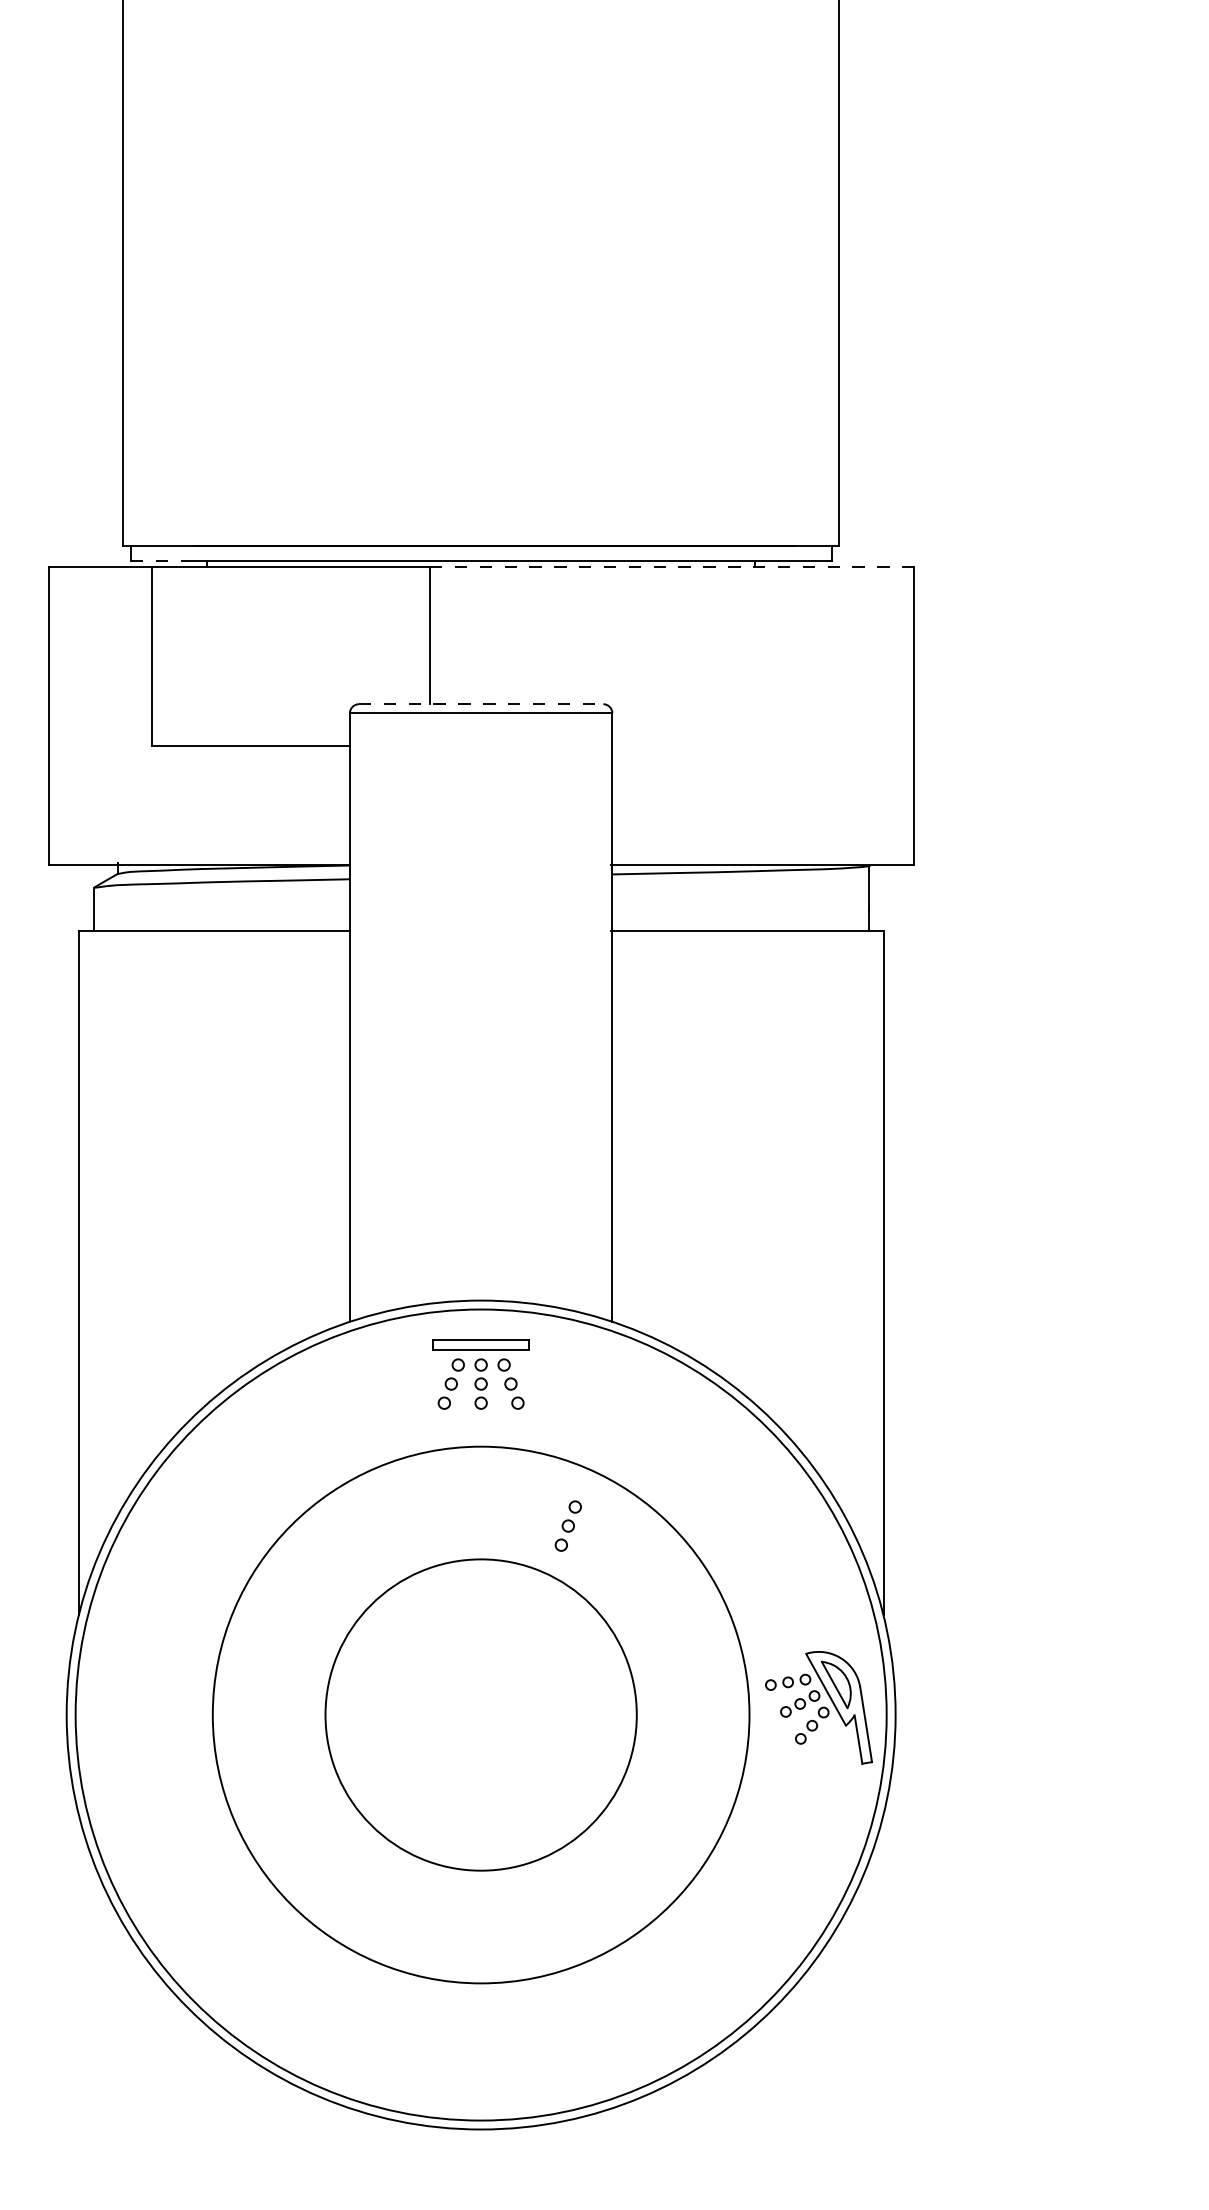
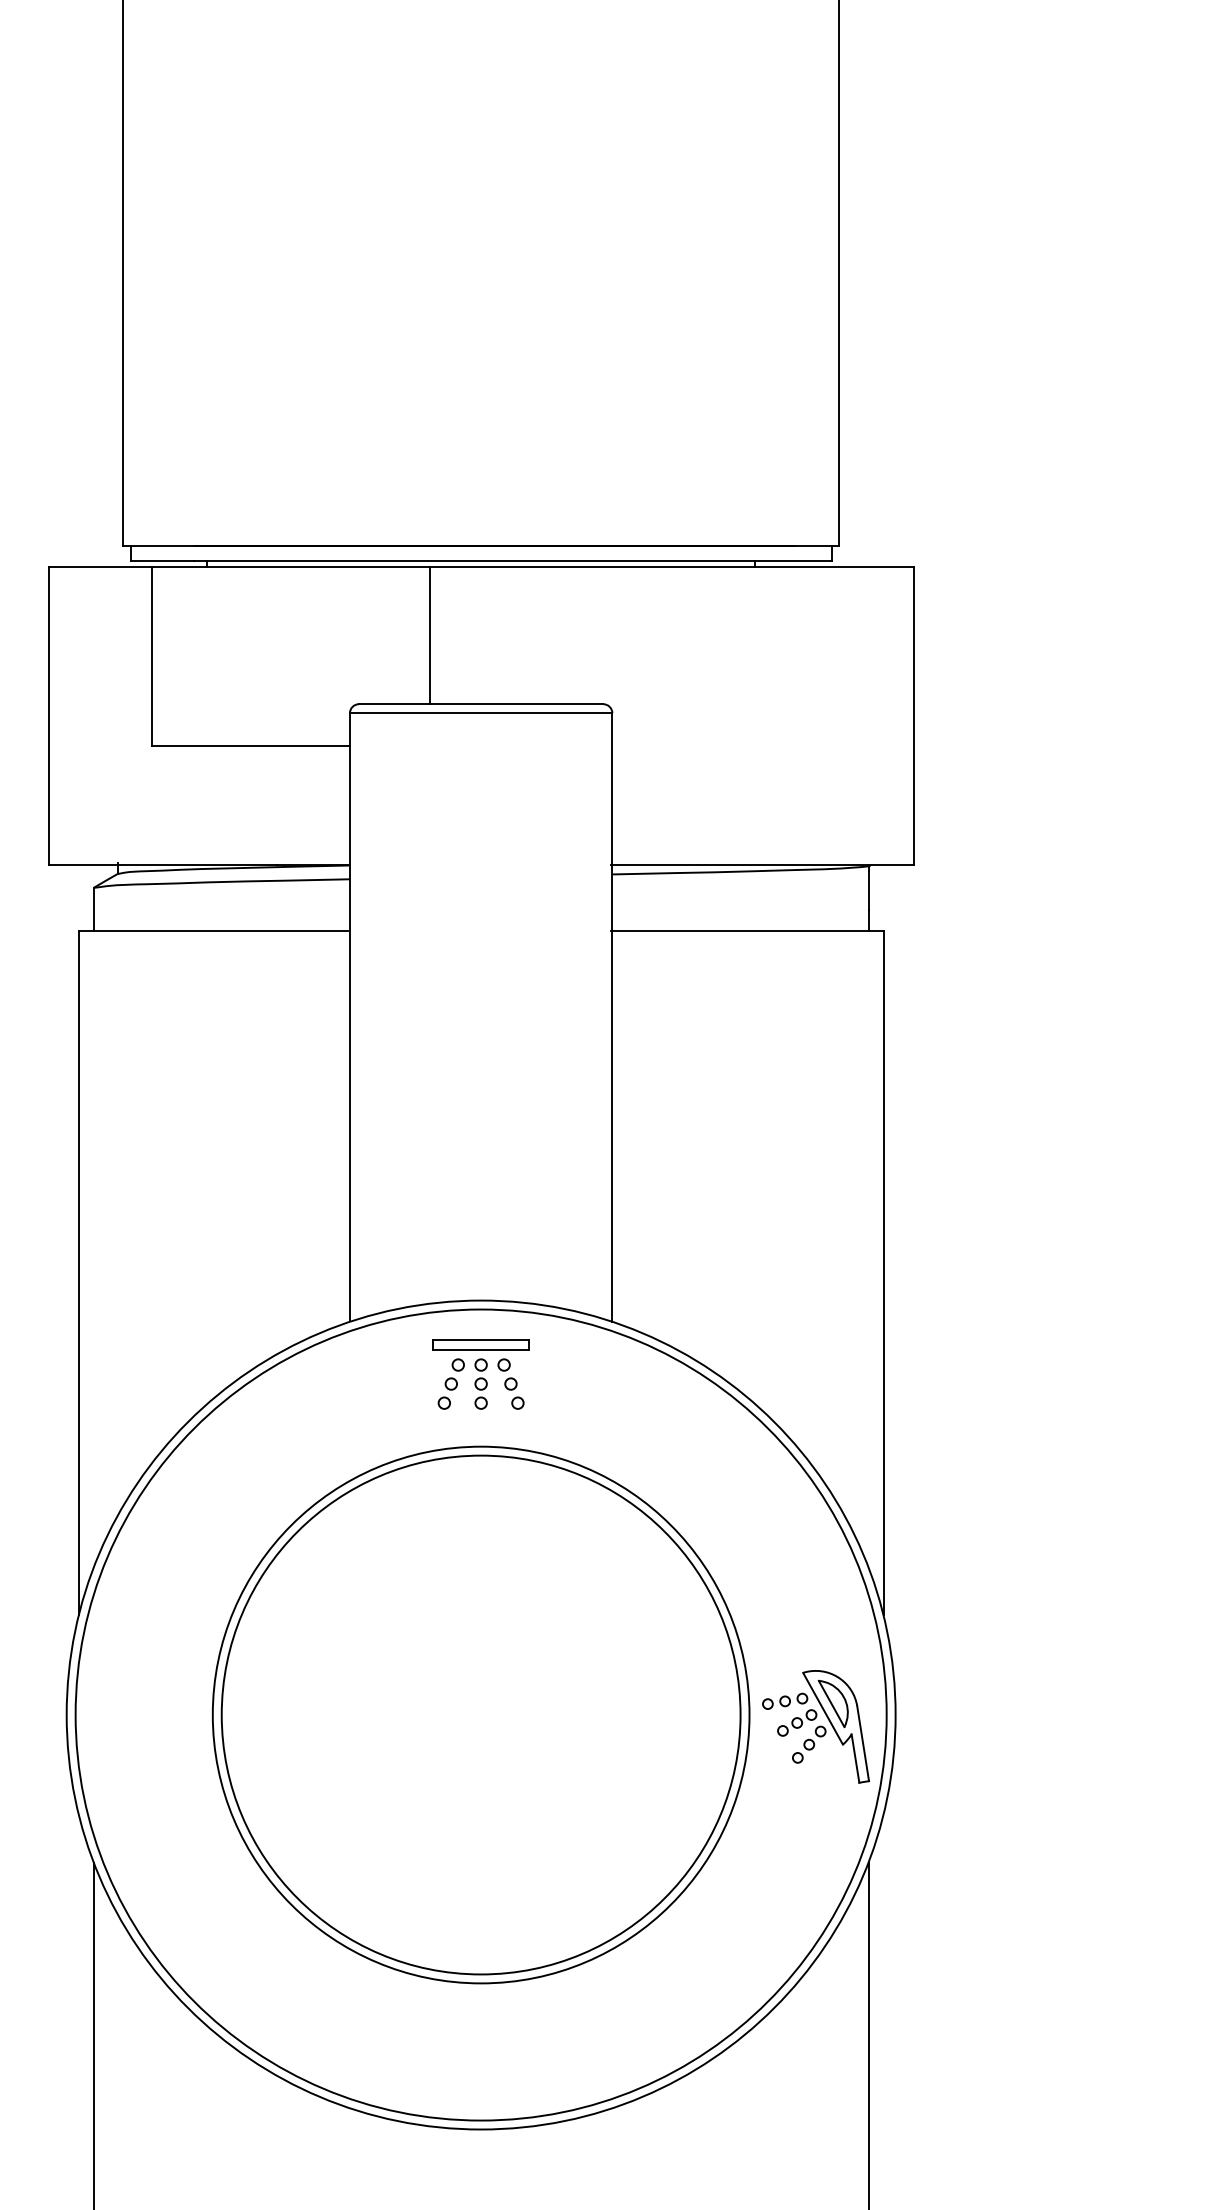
line: dashed -> solid (162, 561)
line: dashed -> solid (671, 567)
line: dashed -> solid (481, 704)
part: present -> none (567, 1525)
part position: (819, 1707) -> (816, 1726) (816, 1726)
circle diameter: 311 px -> 519 px (480, 1714)
line: none -> present (93, 2034)
line: none -> present (868, 2034)
